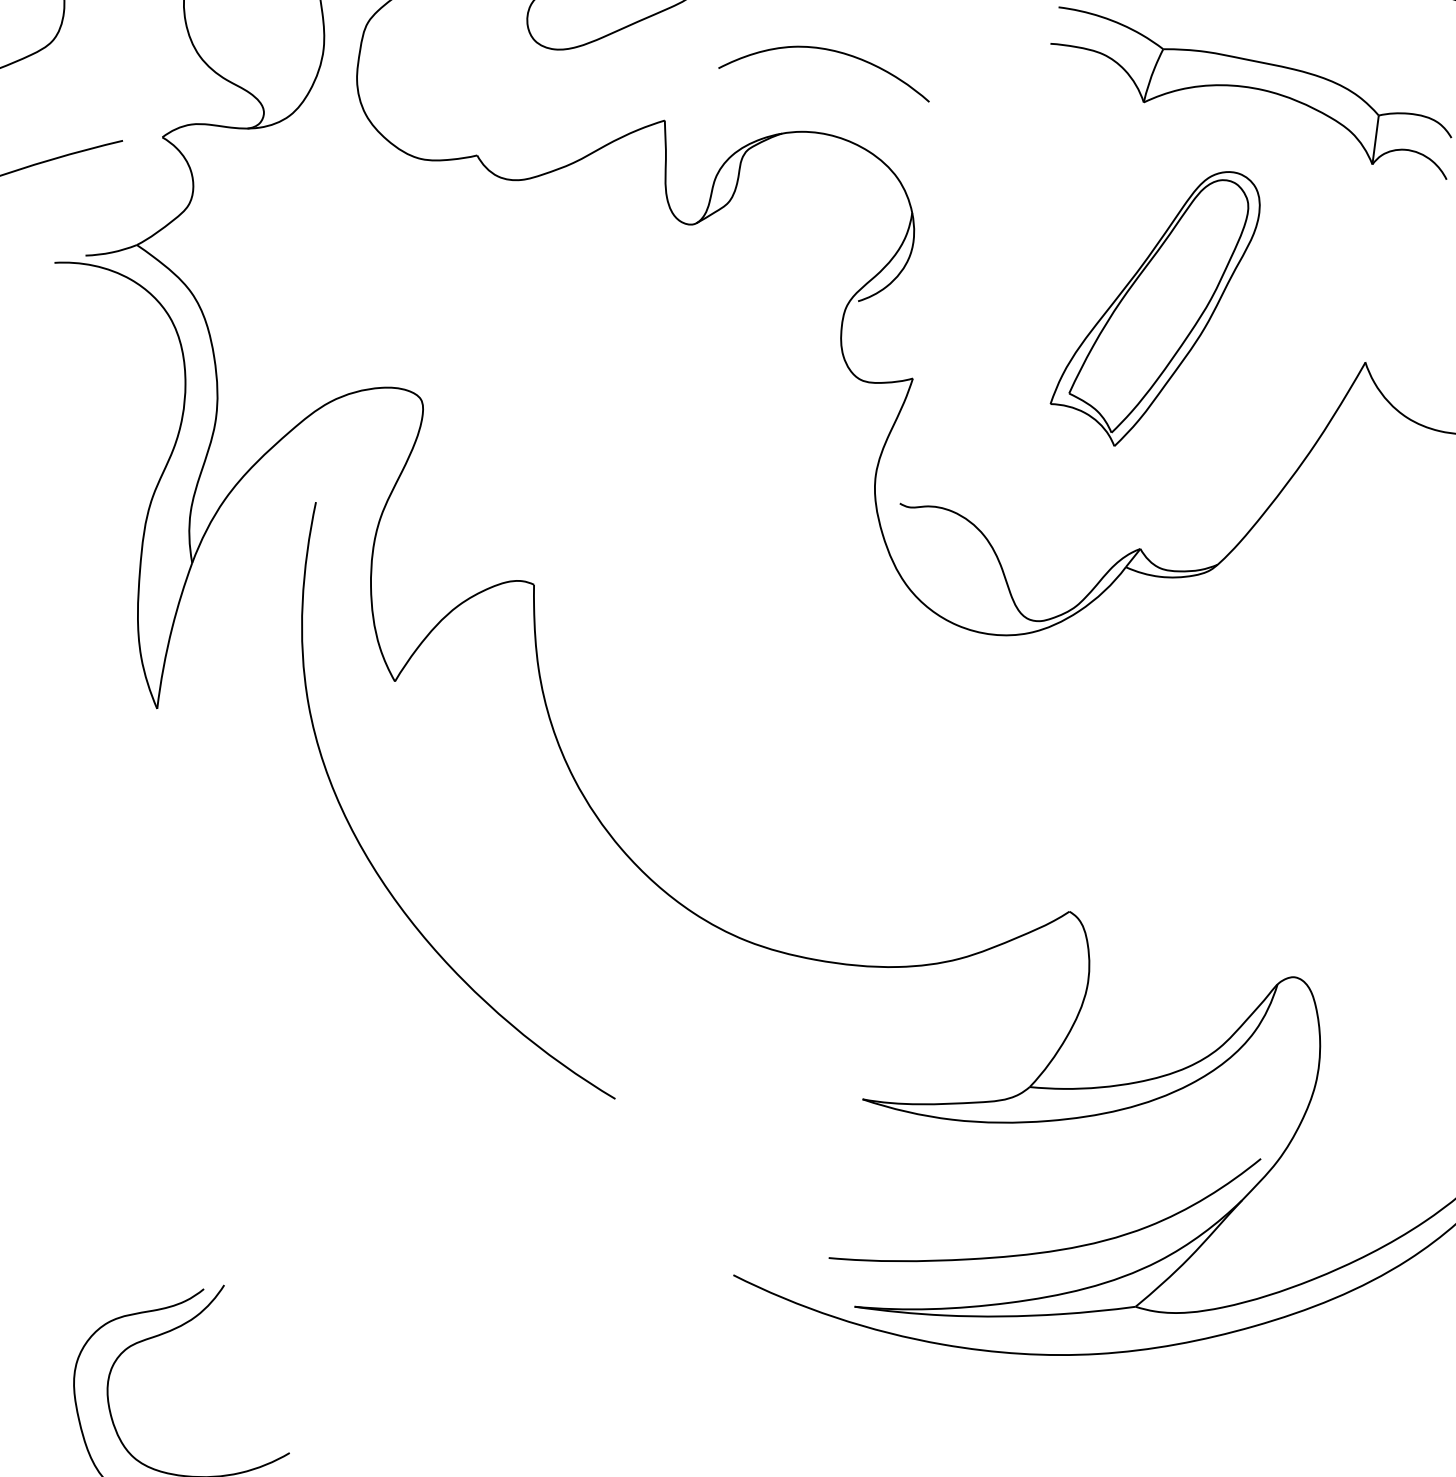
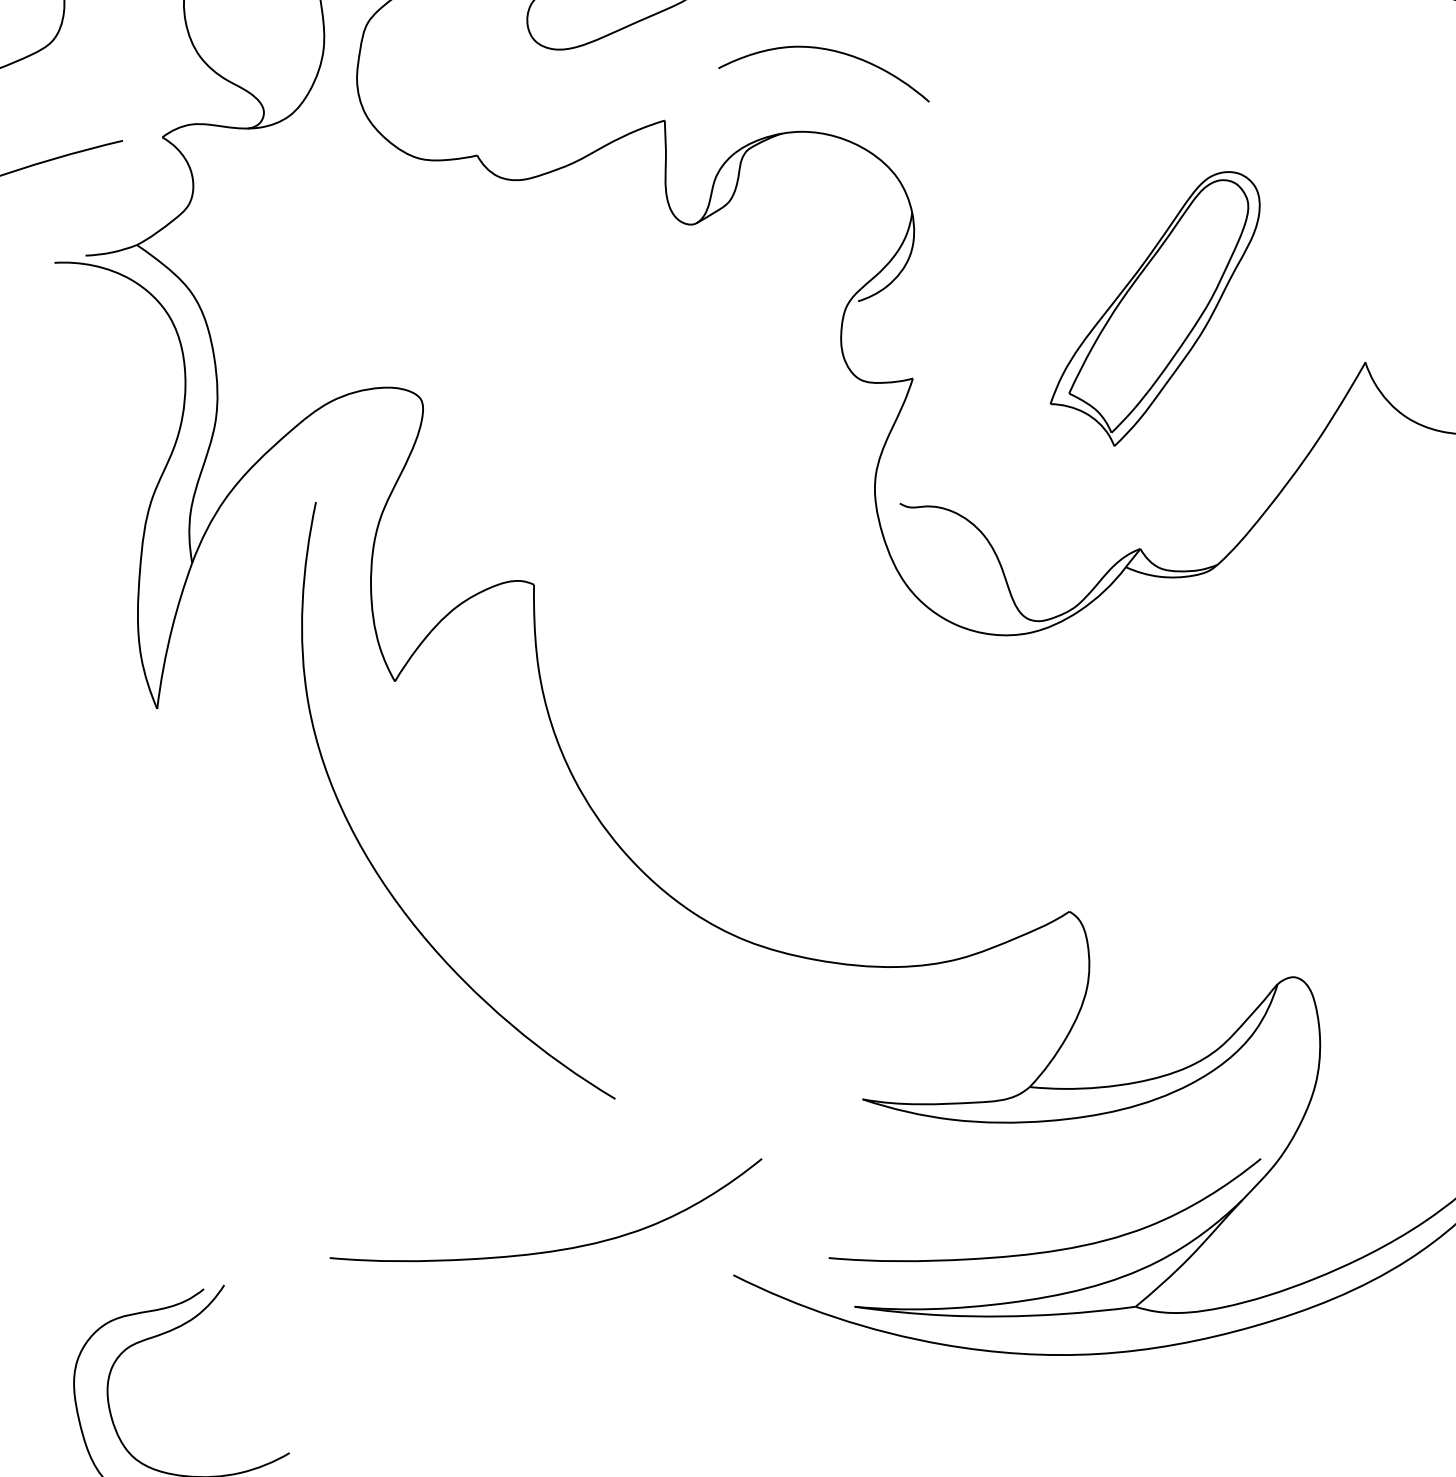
part: present -> none (1251, 92)
curve: none -> present (550, 1250)
